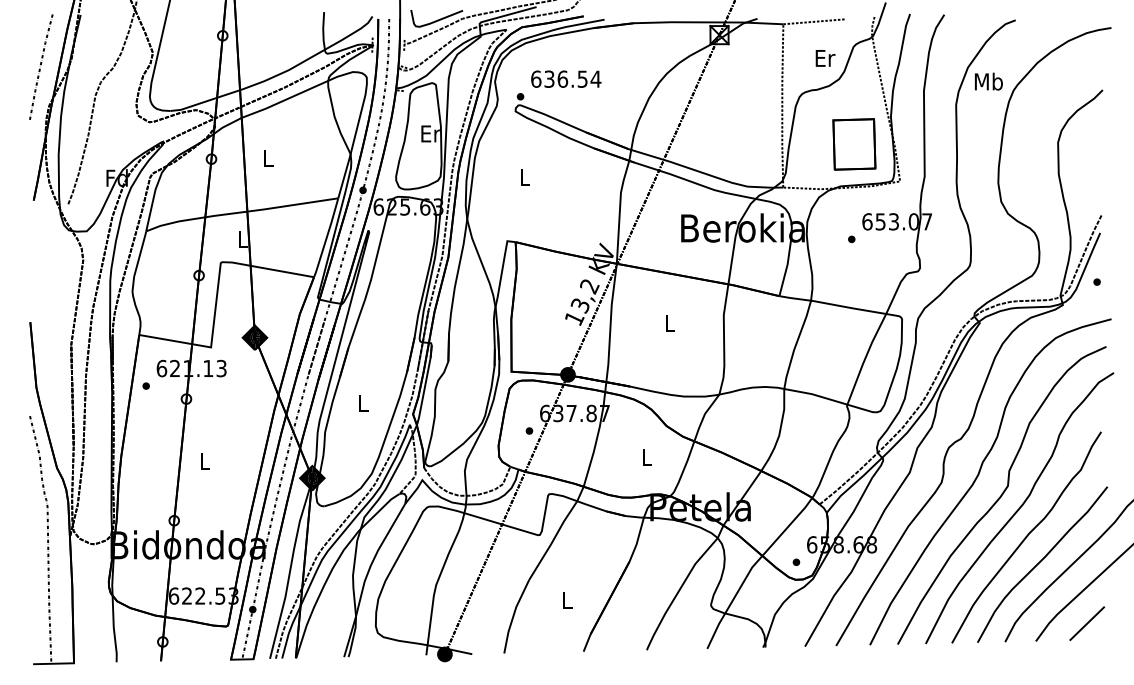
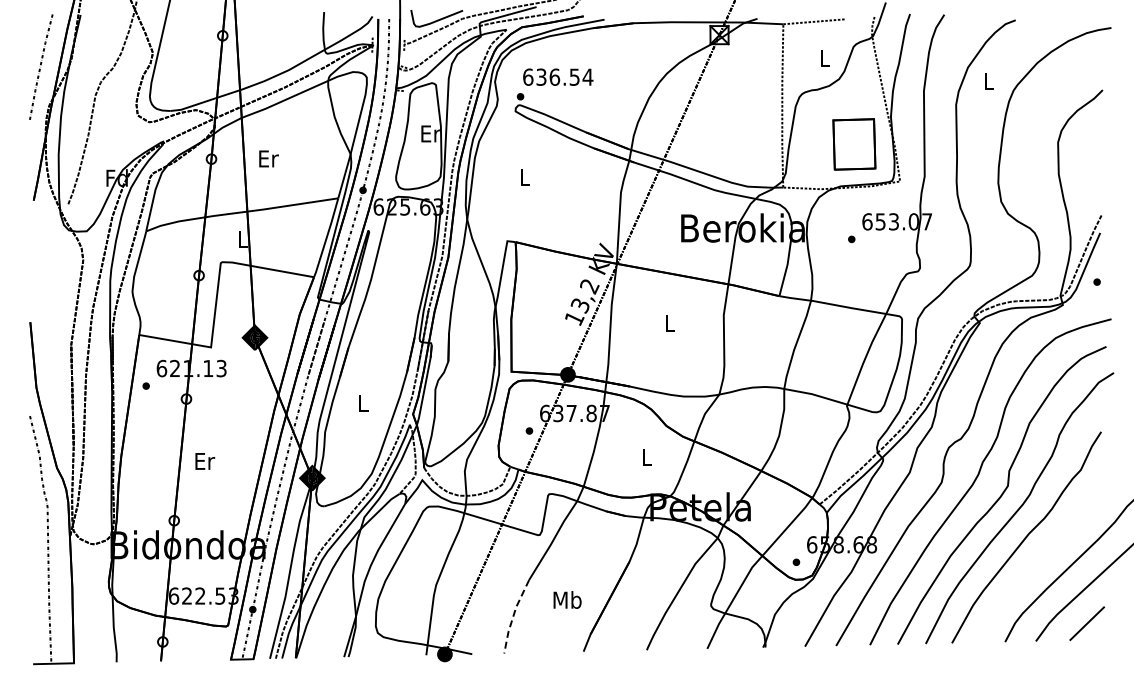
text: Er -> L (825, 58)
text position: (566, 78) -> (558, 76) (558, 76)
text: Mb -> L (988, 81)
text: L -> Er (268, 158)
text: L -> Er (205, 461)
curve: present -> none (1040, 562)
text: L -> Mb (567, 599)
line: solid -> dashed (513, 616)
